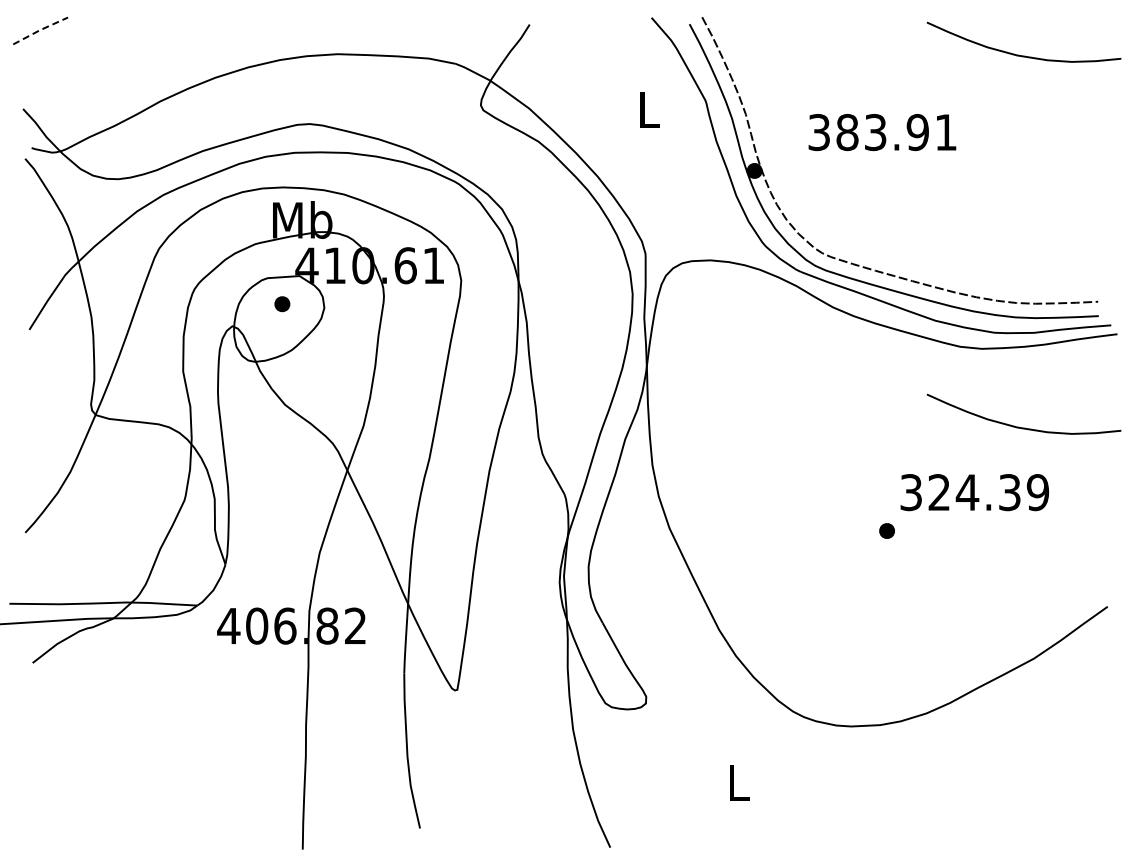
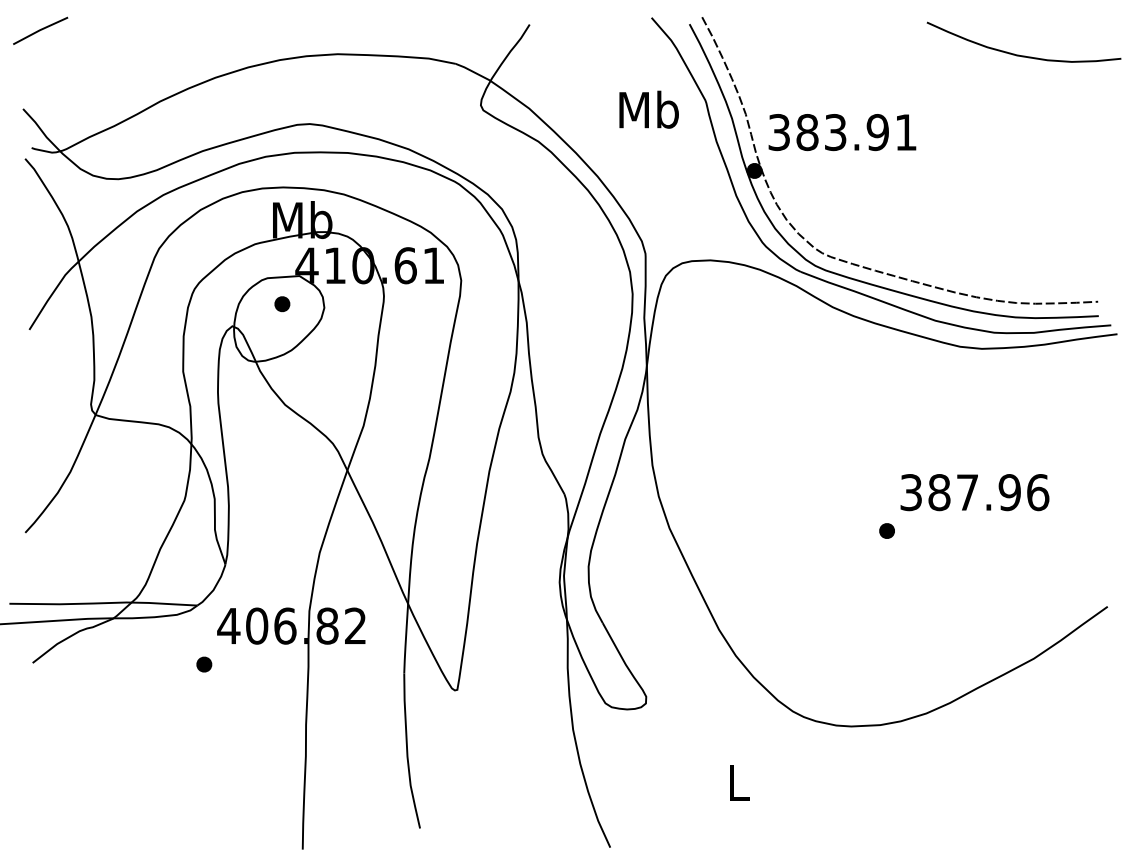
line: dashed -> solid (40, 30)
text: L -> Mb (648, 109)
text position: (882, 132) -> (842, 132) (842, 132)
curve: present -> none (1019, 426)
text: 324.39 -> 387.96 (988, 492)
part: none -> present (204, 664)
